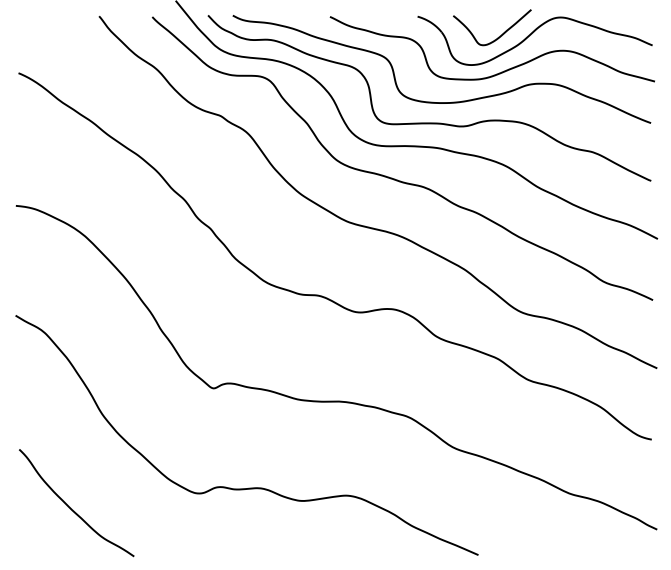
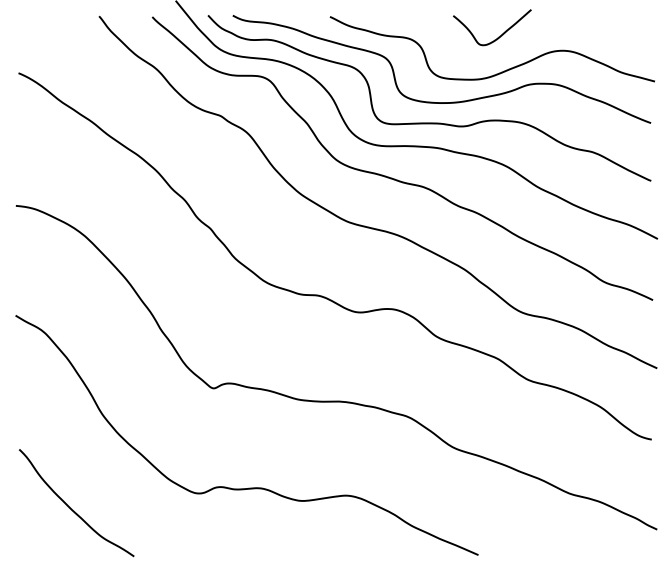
part: present -> none (532, 34)
